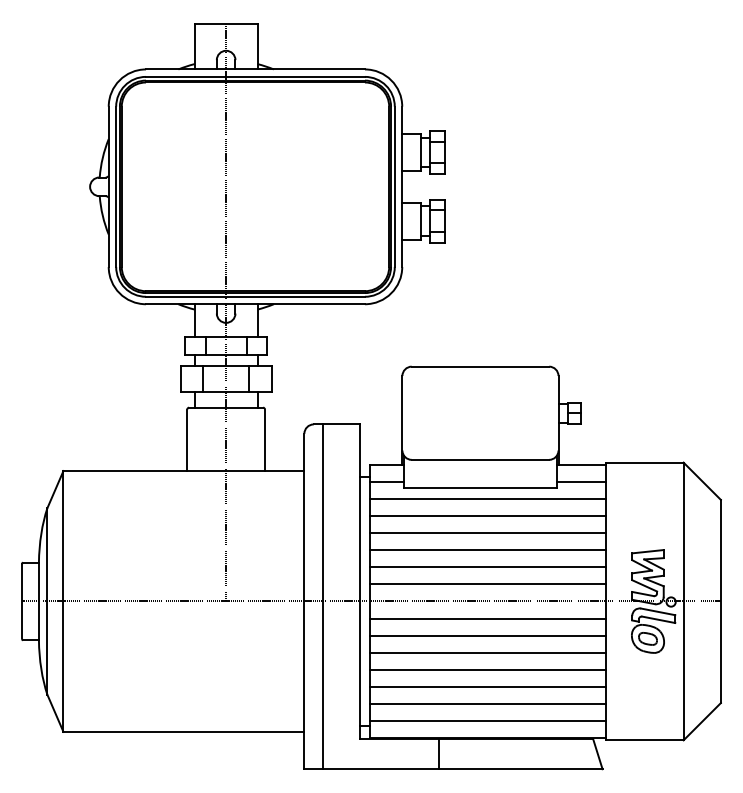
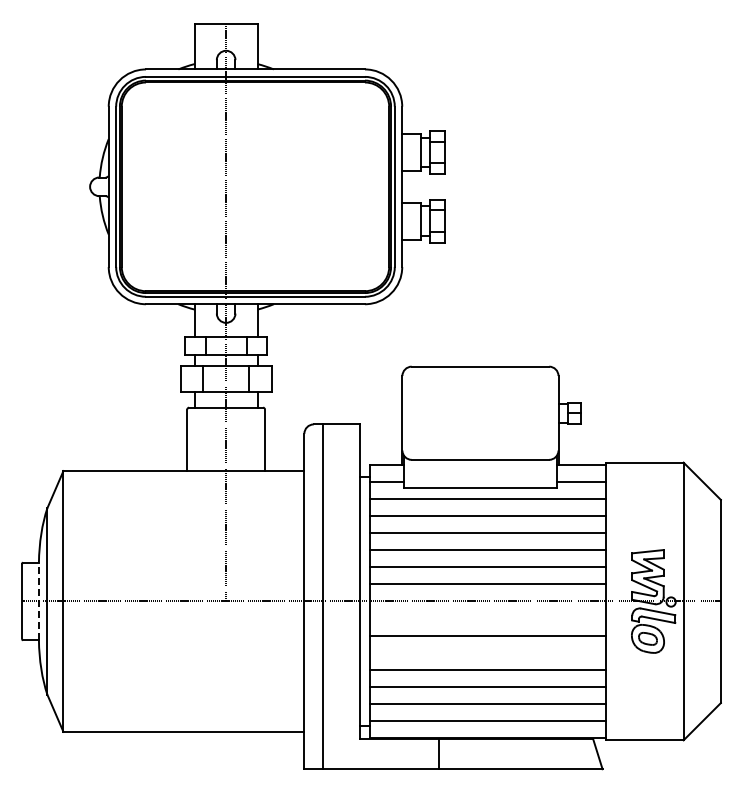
line: solid -> dashed (38, 601)
line: present -> none (487, 618)
line: present -> none (487, 652)
